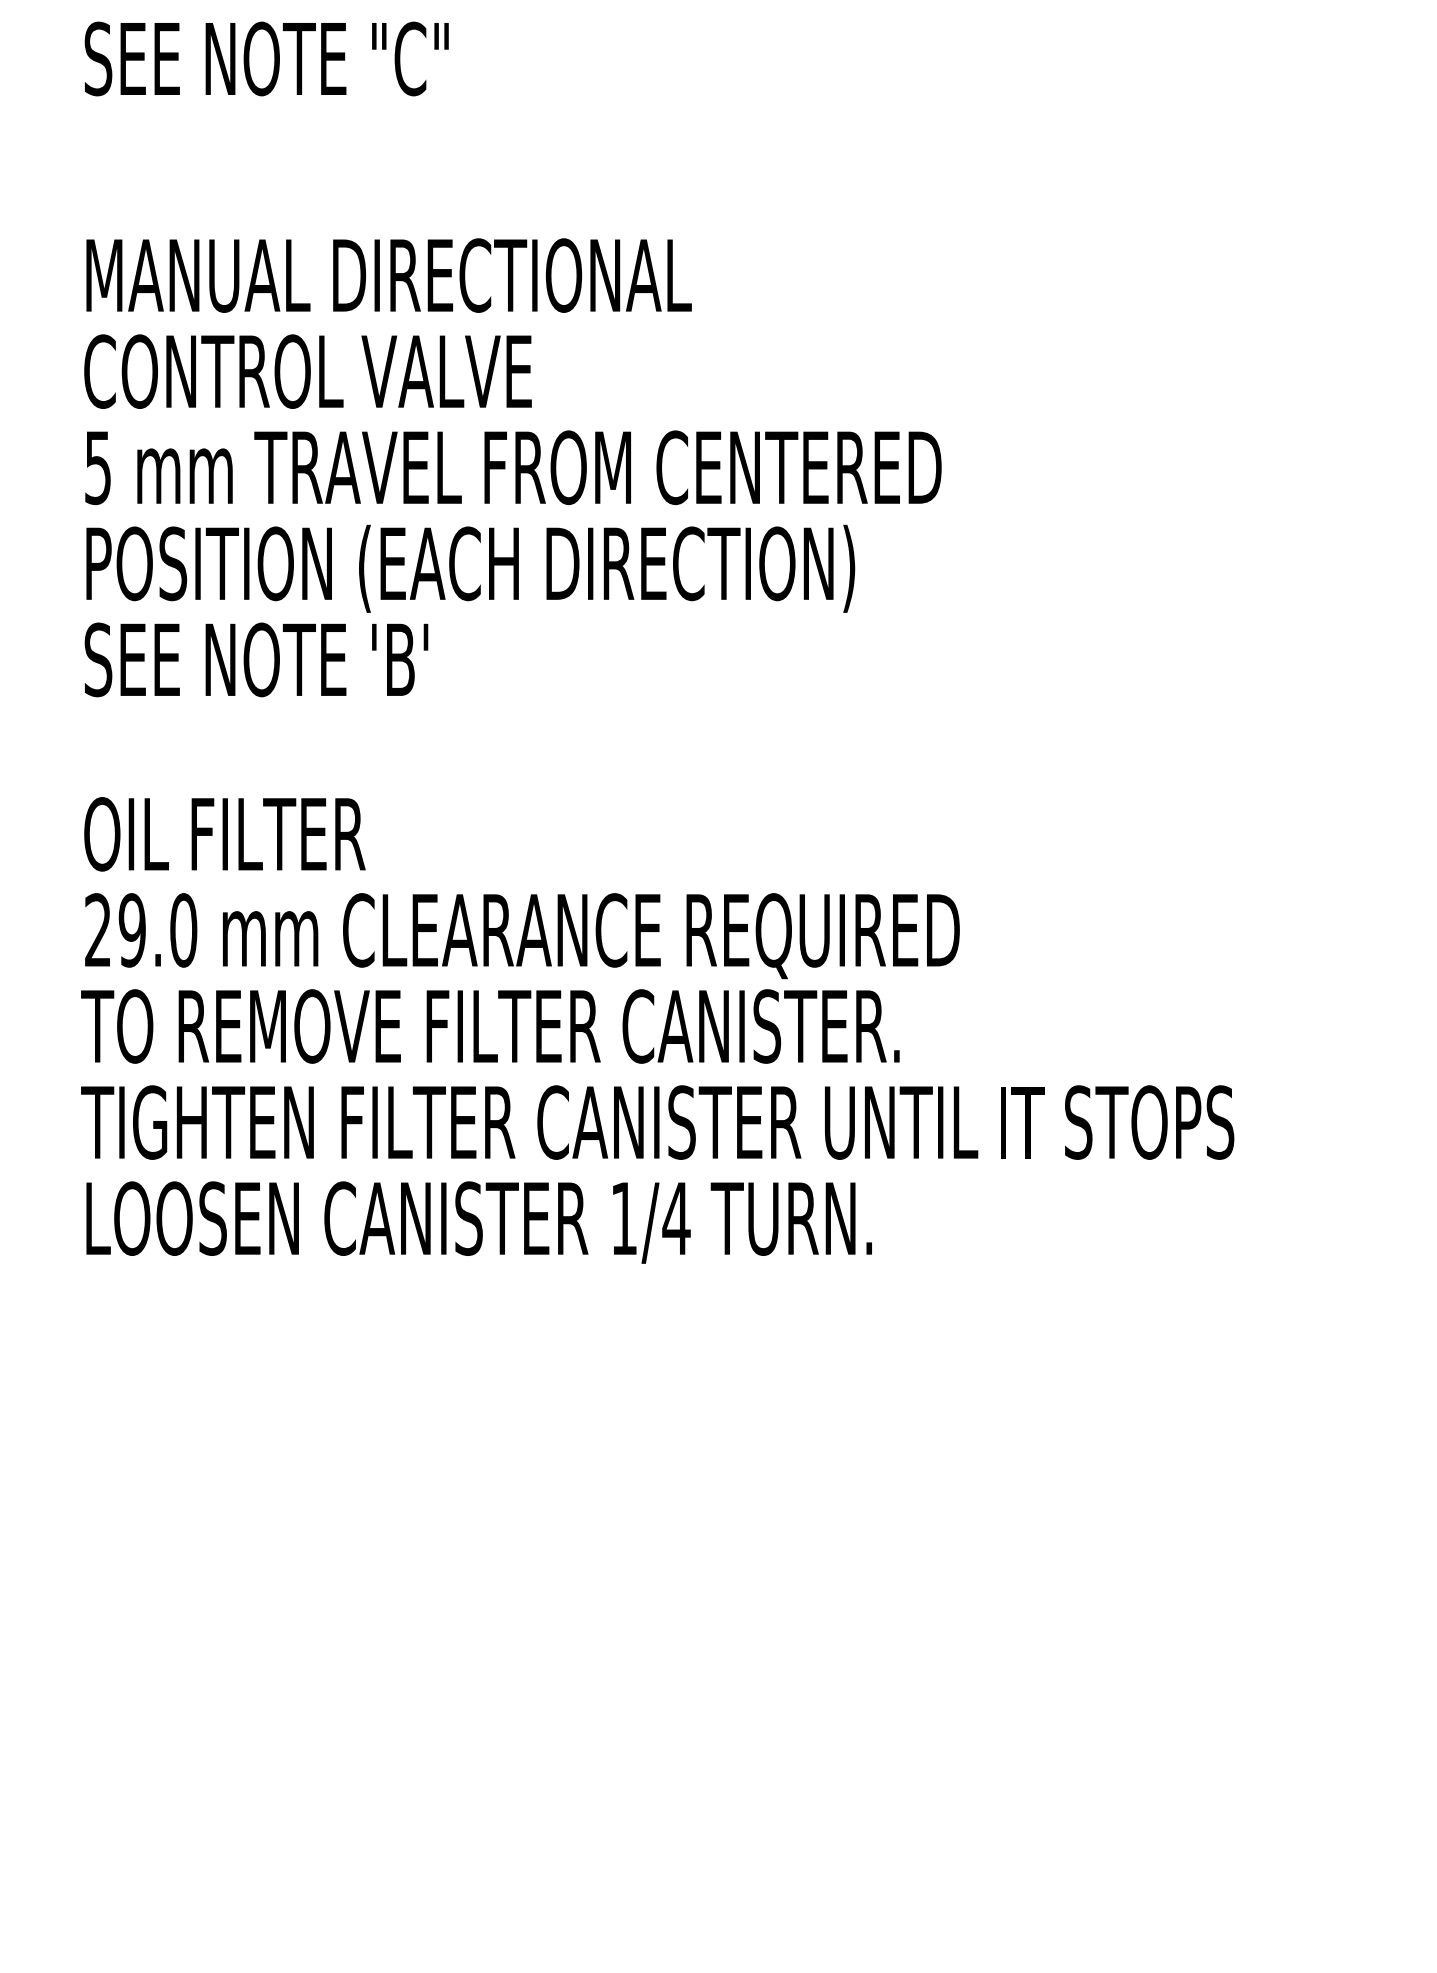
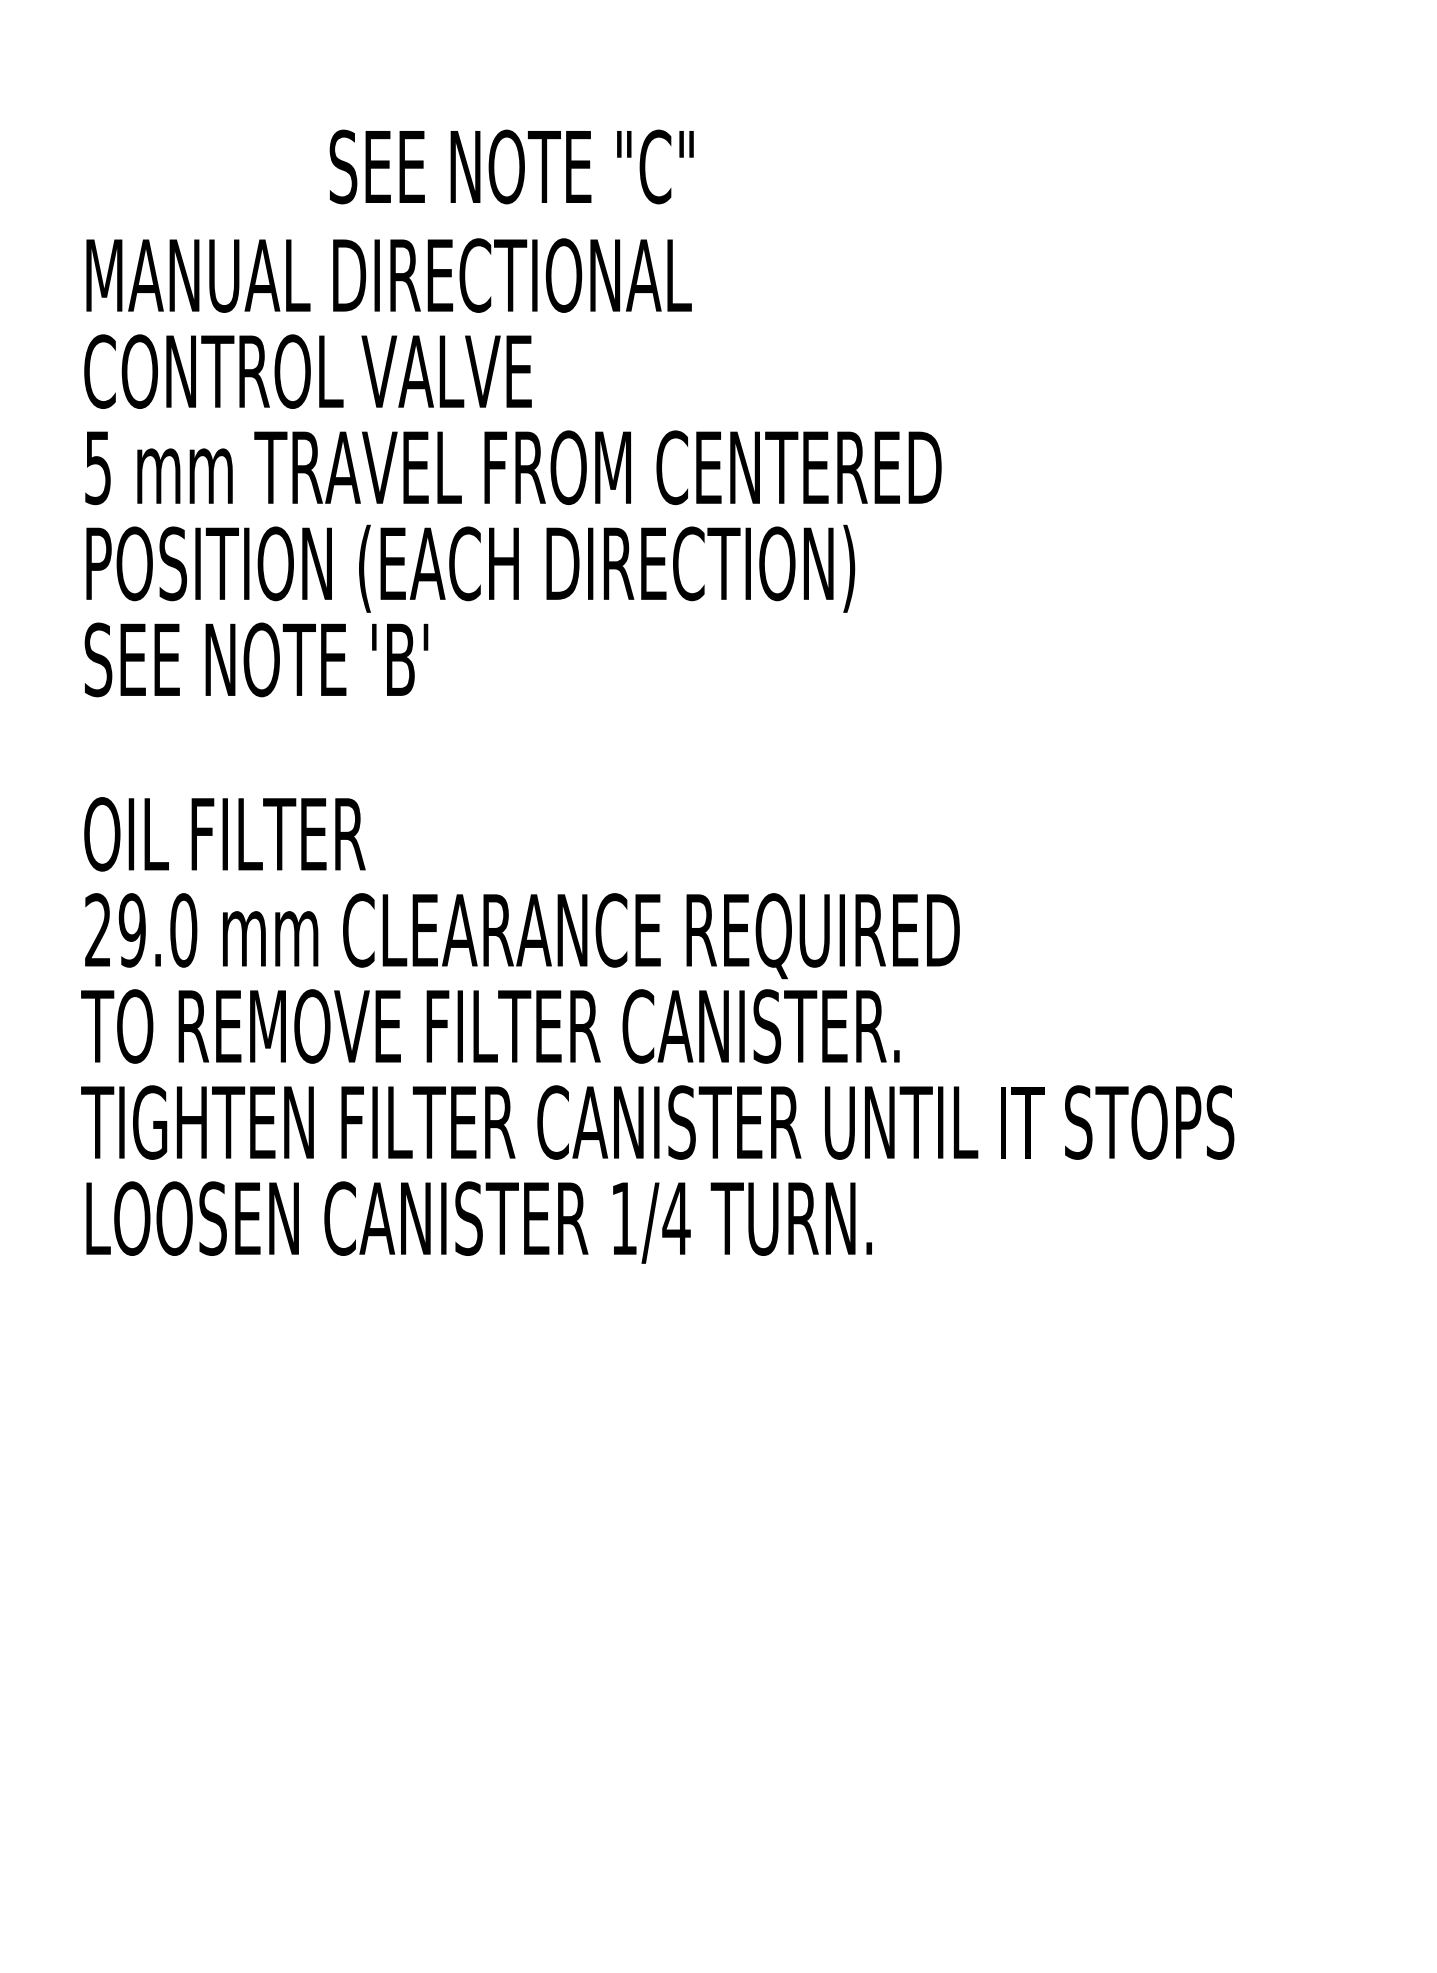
text position: (266, 58) -> (511, 166) (511, 166)
